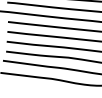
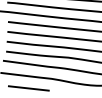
line: none -> present (28, 88)
